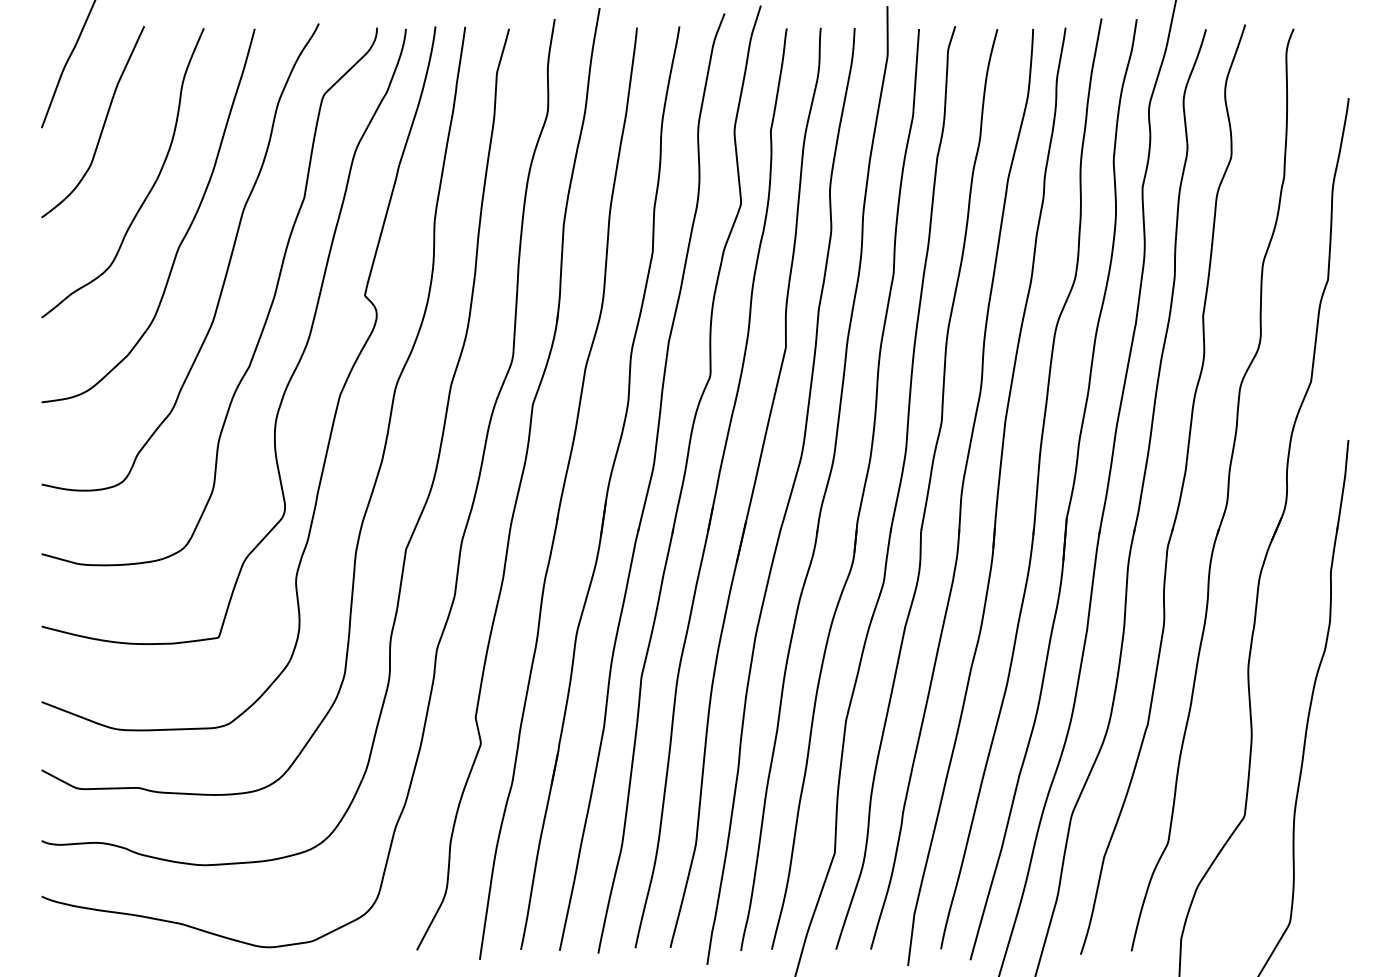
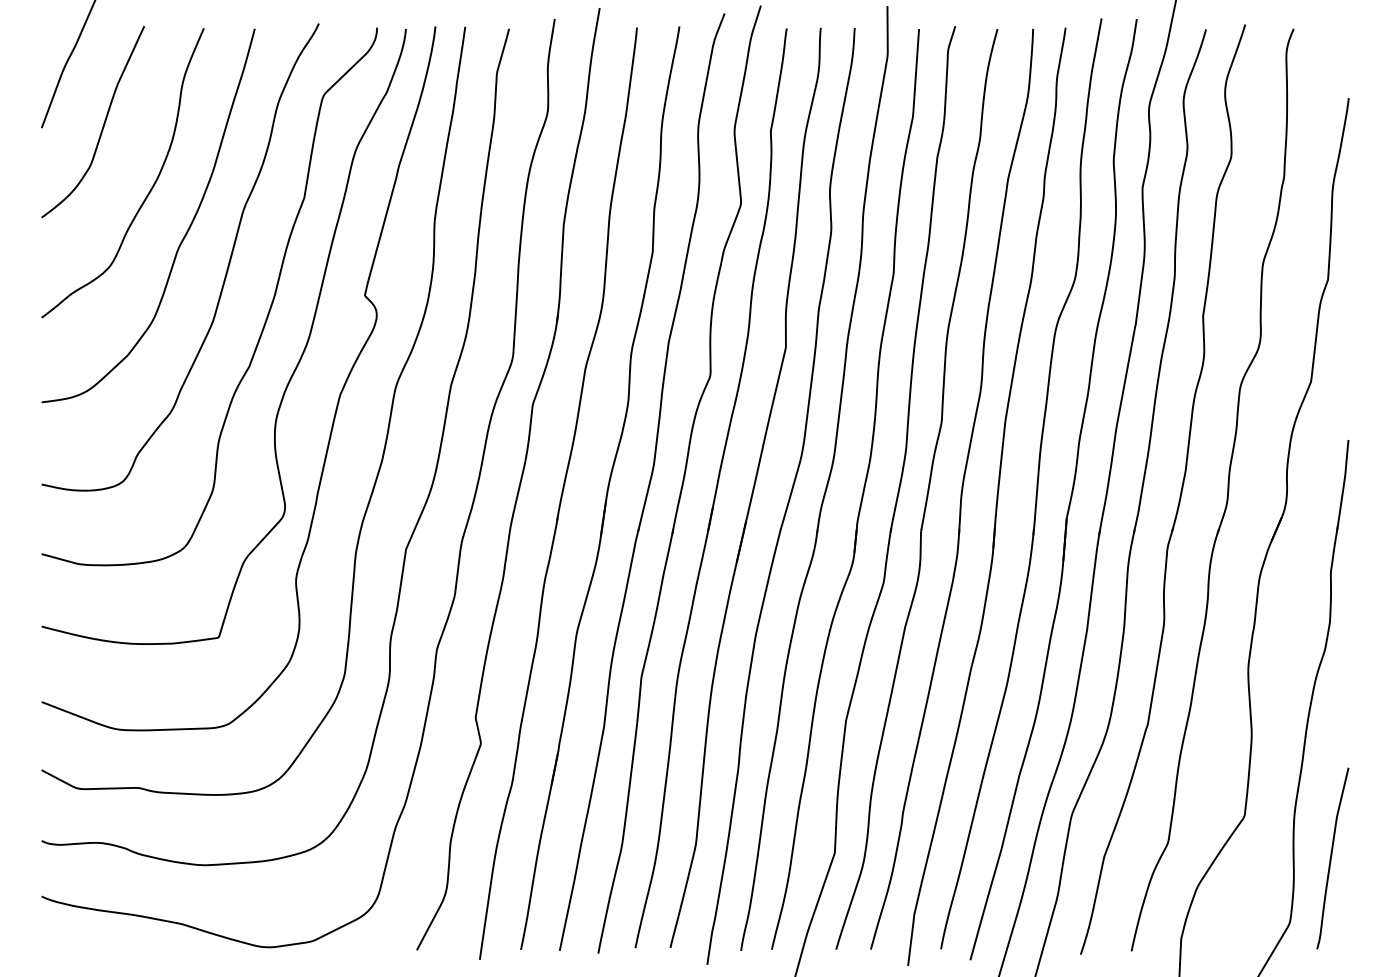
curve: none -> present (1331, 858)
